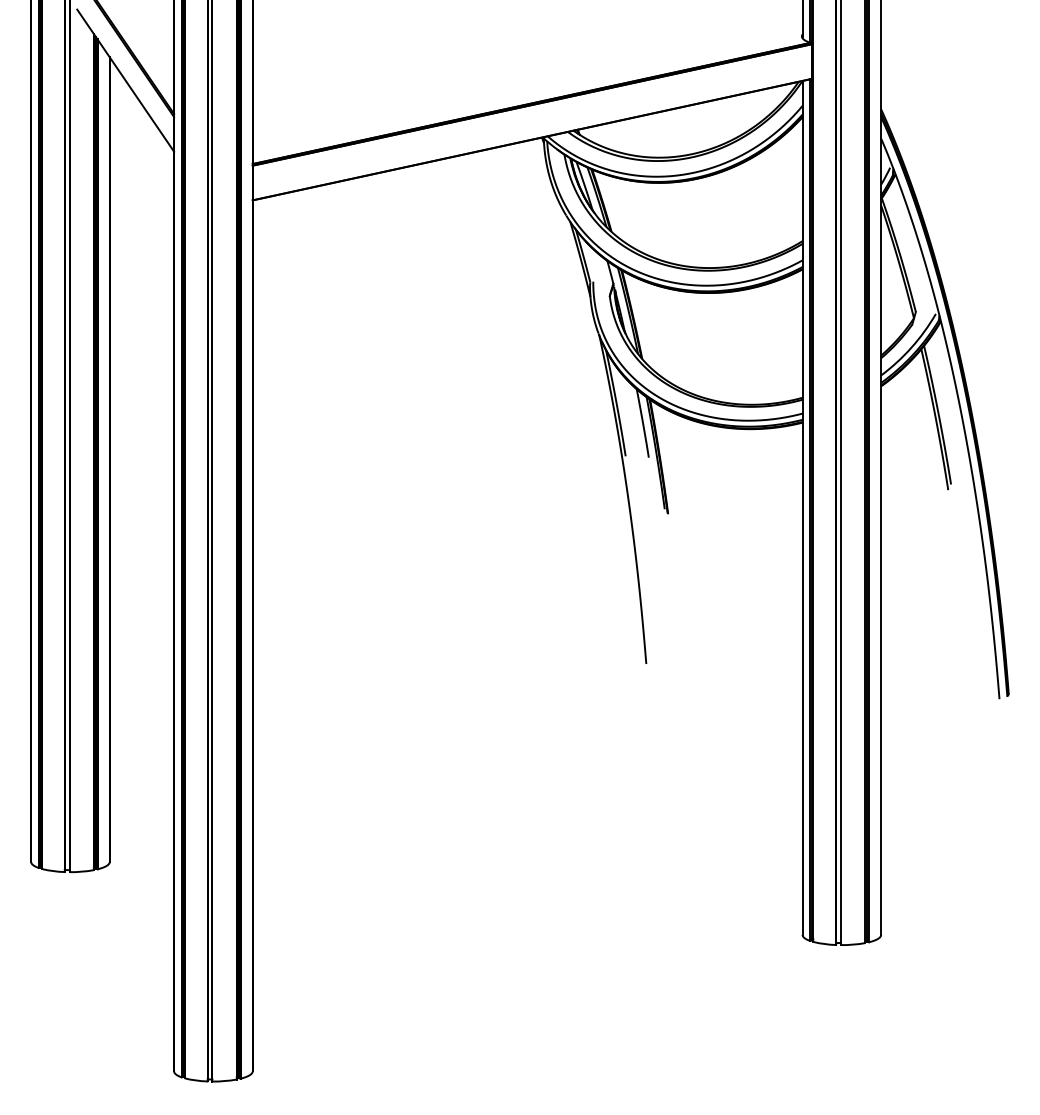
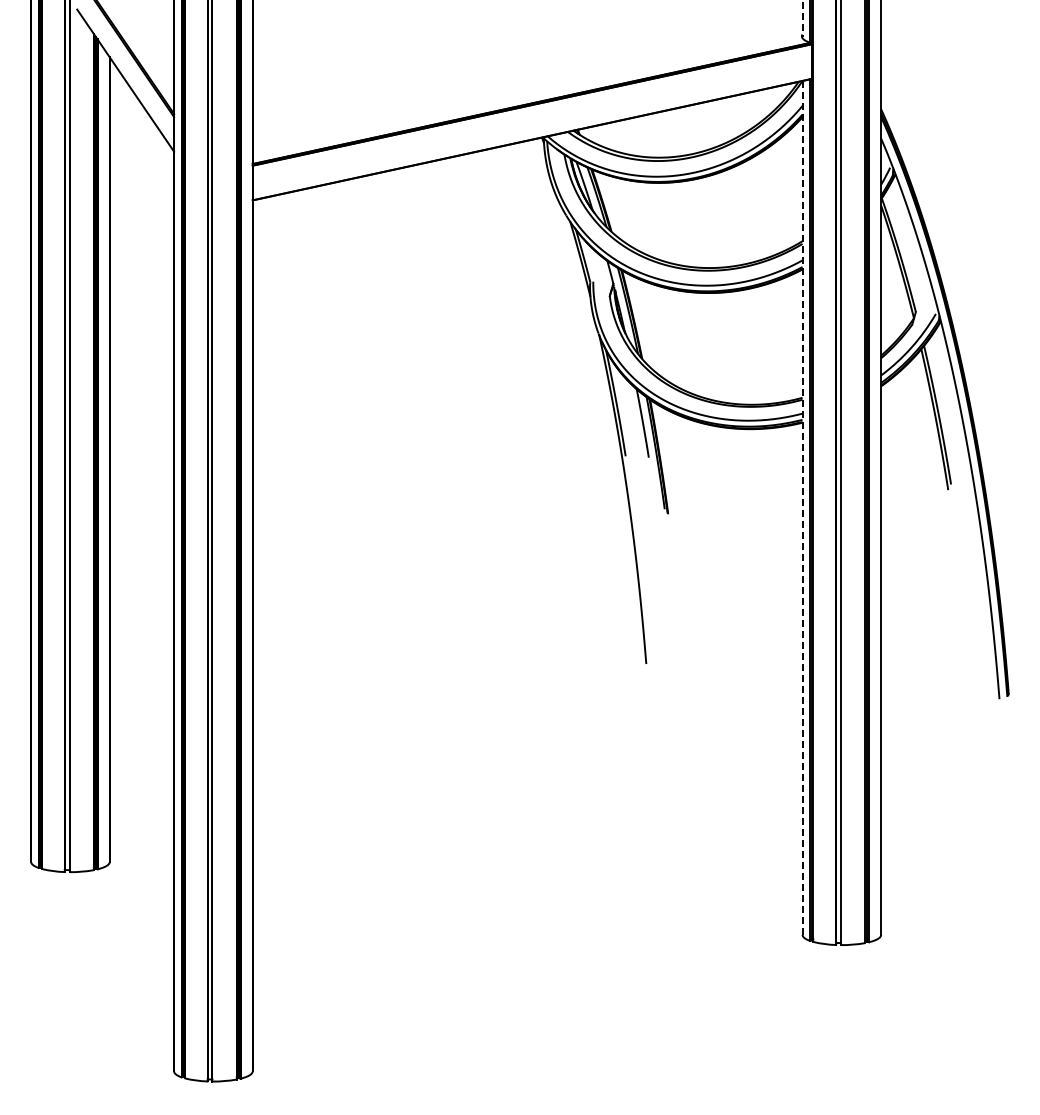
line: solid -> dashed (802, 18)
line: solid -> dashed (802, 507)
